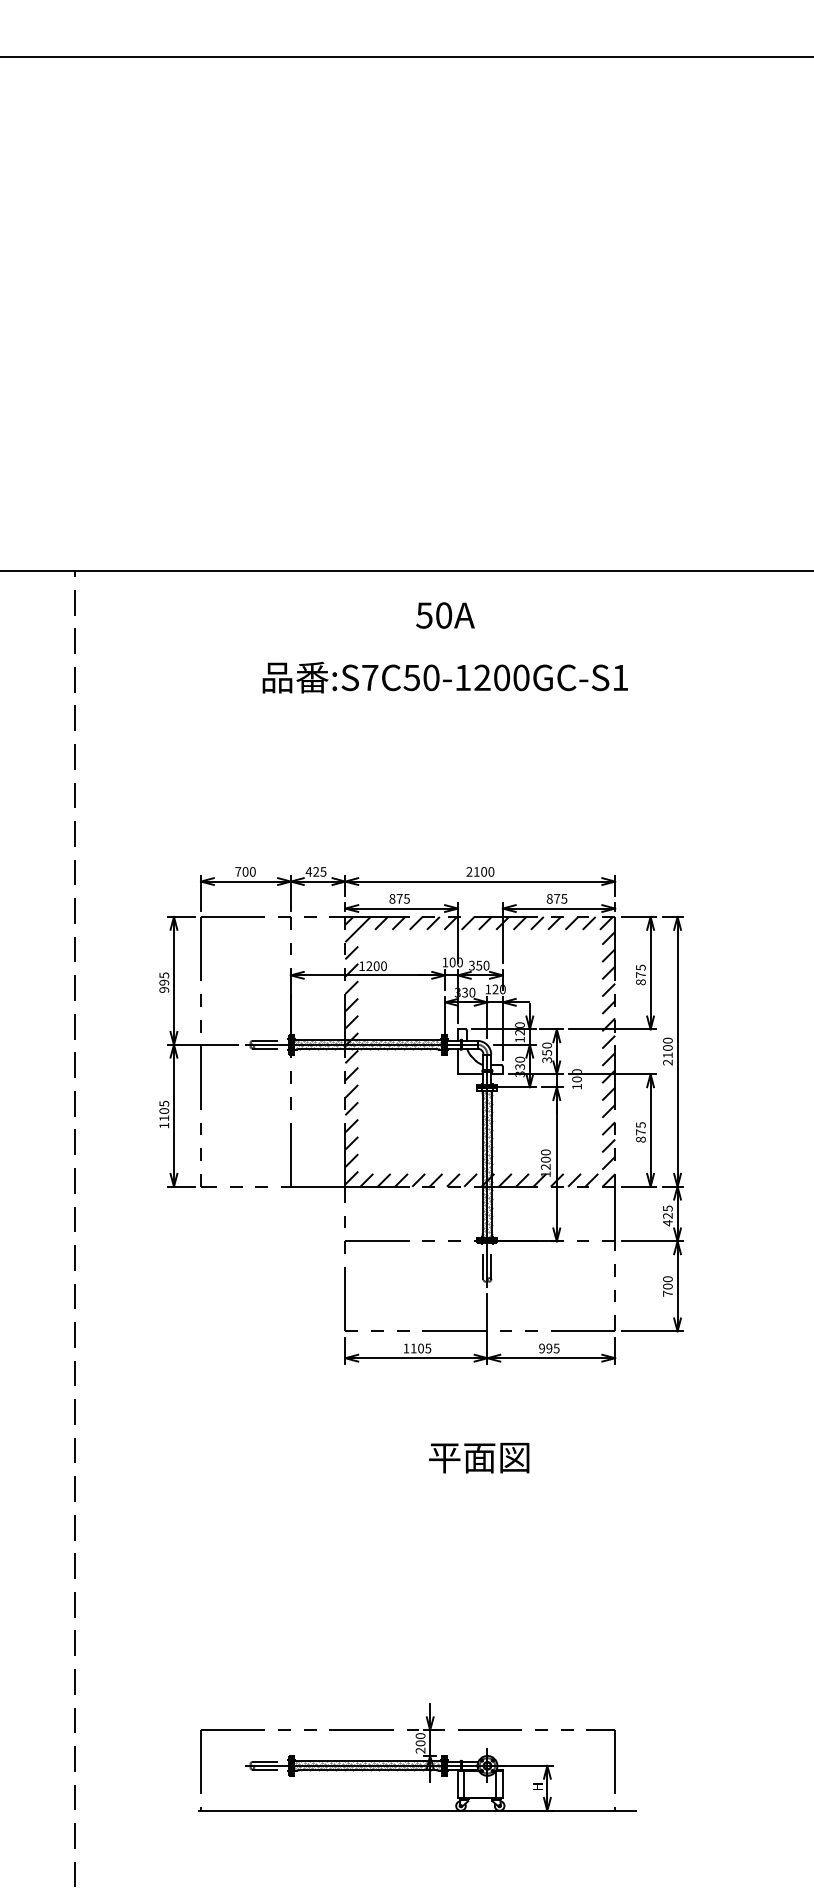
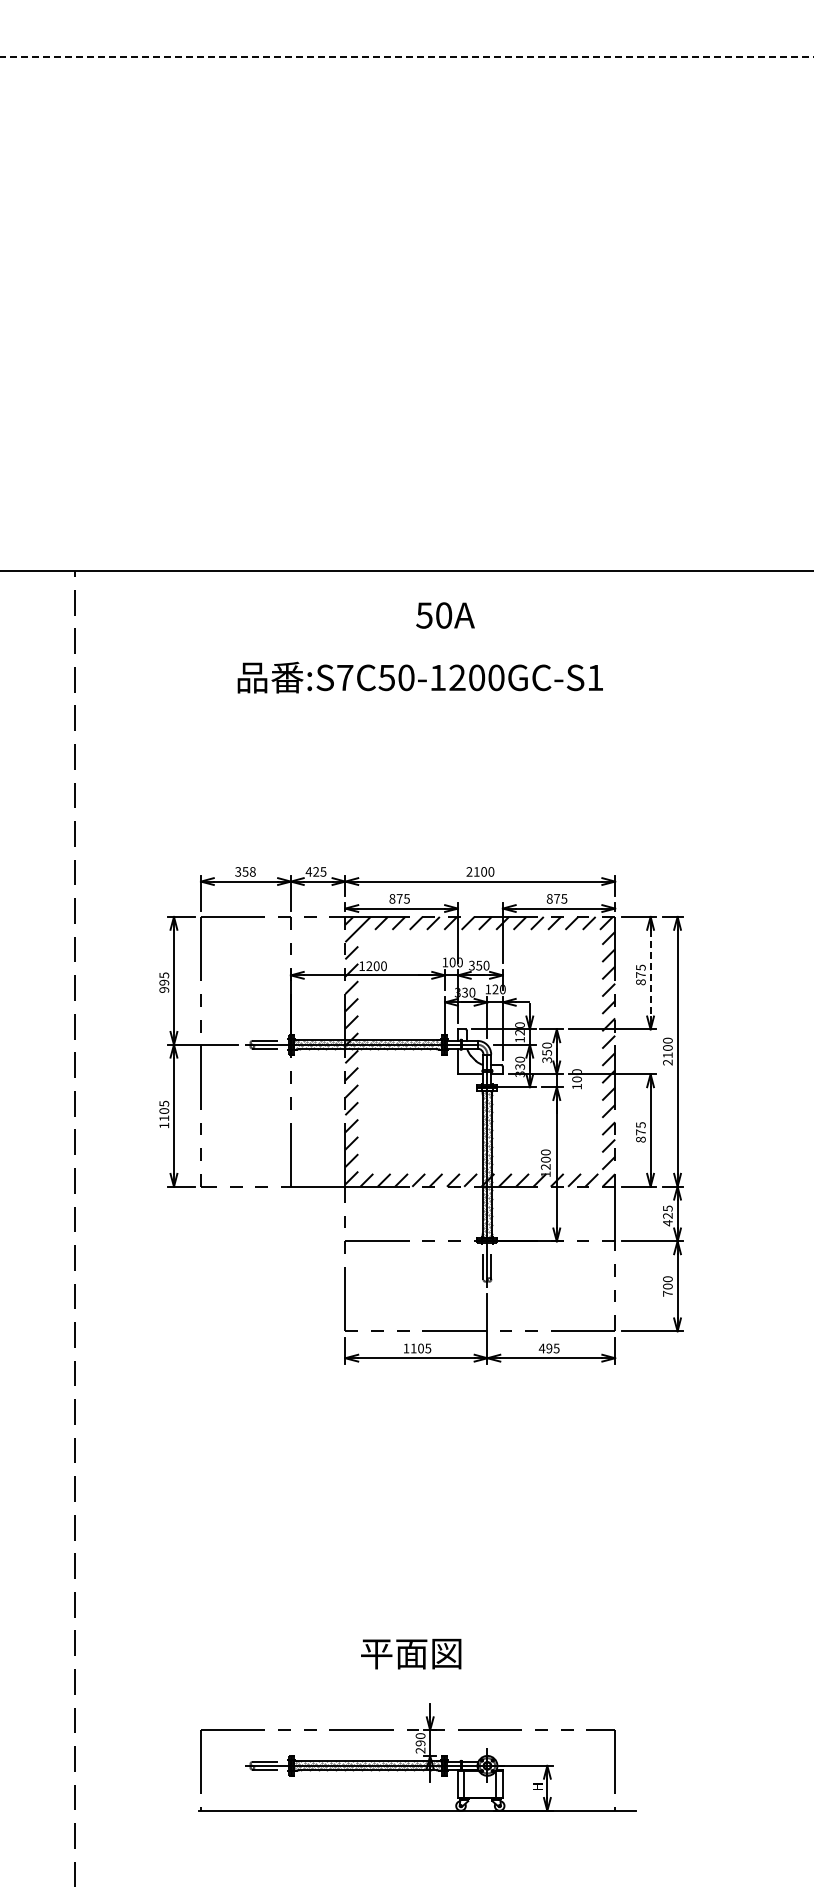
line: solid -> dashed (406, 56)
text position: (444, 677) -> (419, 677) (419, 677)
text: 700 -> 358 (245, 871)
line: solid -> dashed (650, 973)
text: 995 -> 495 (541, 1348)
text position: (479, 1457) -> (411, 1653) (411, 1653)
text: 200 -> 290 (420, 1743)
